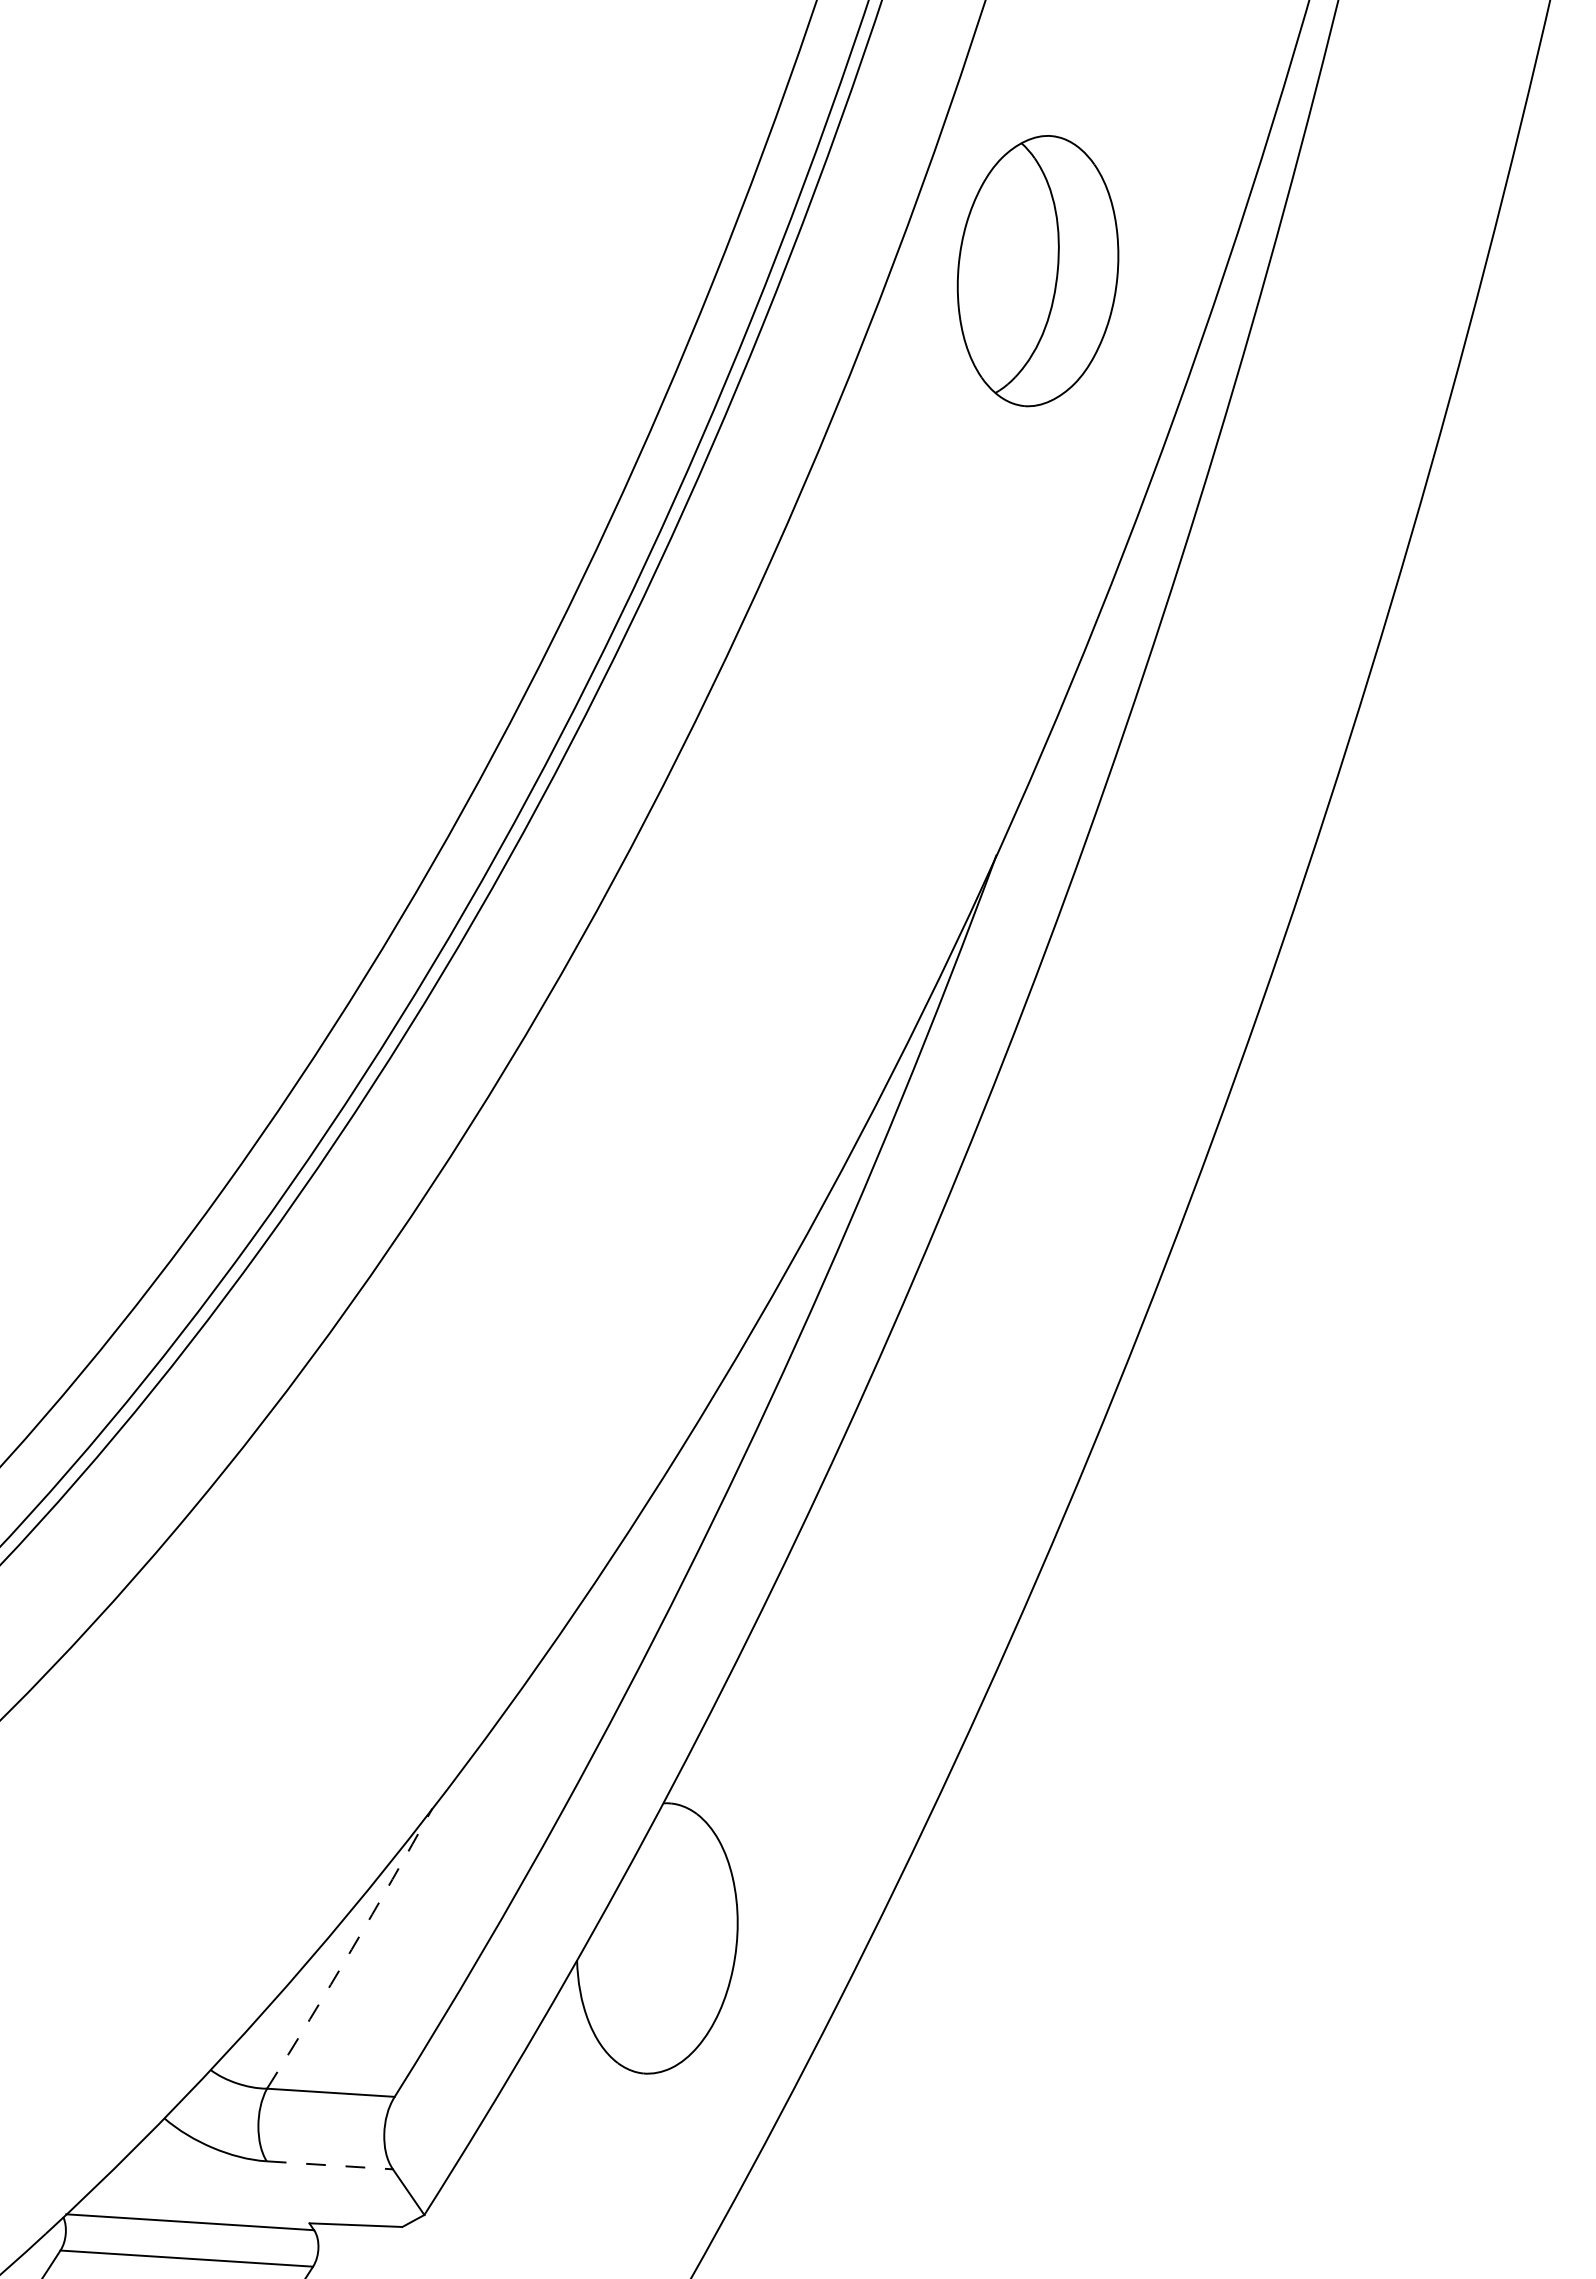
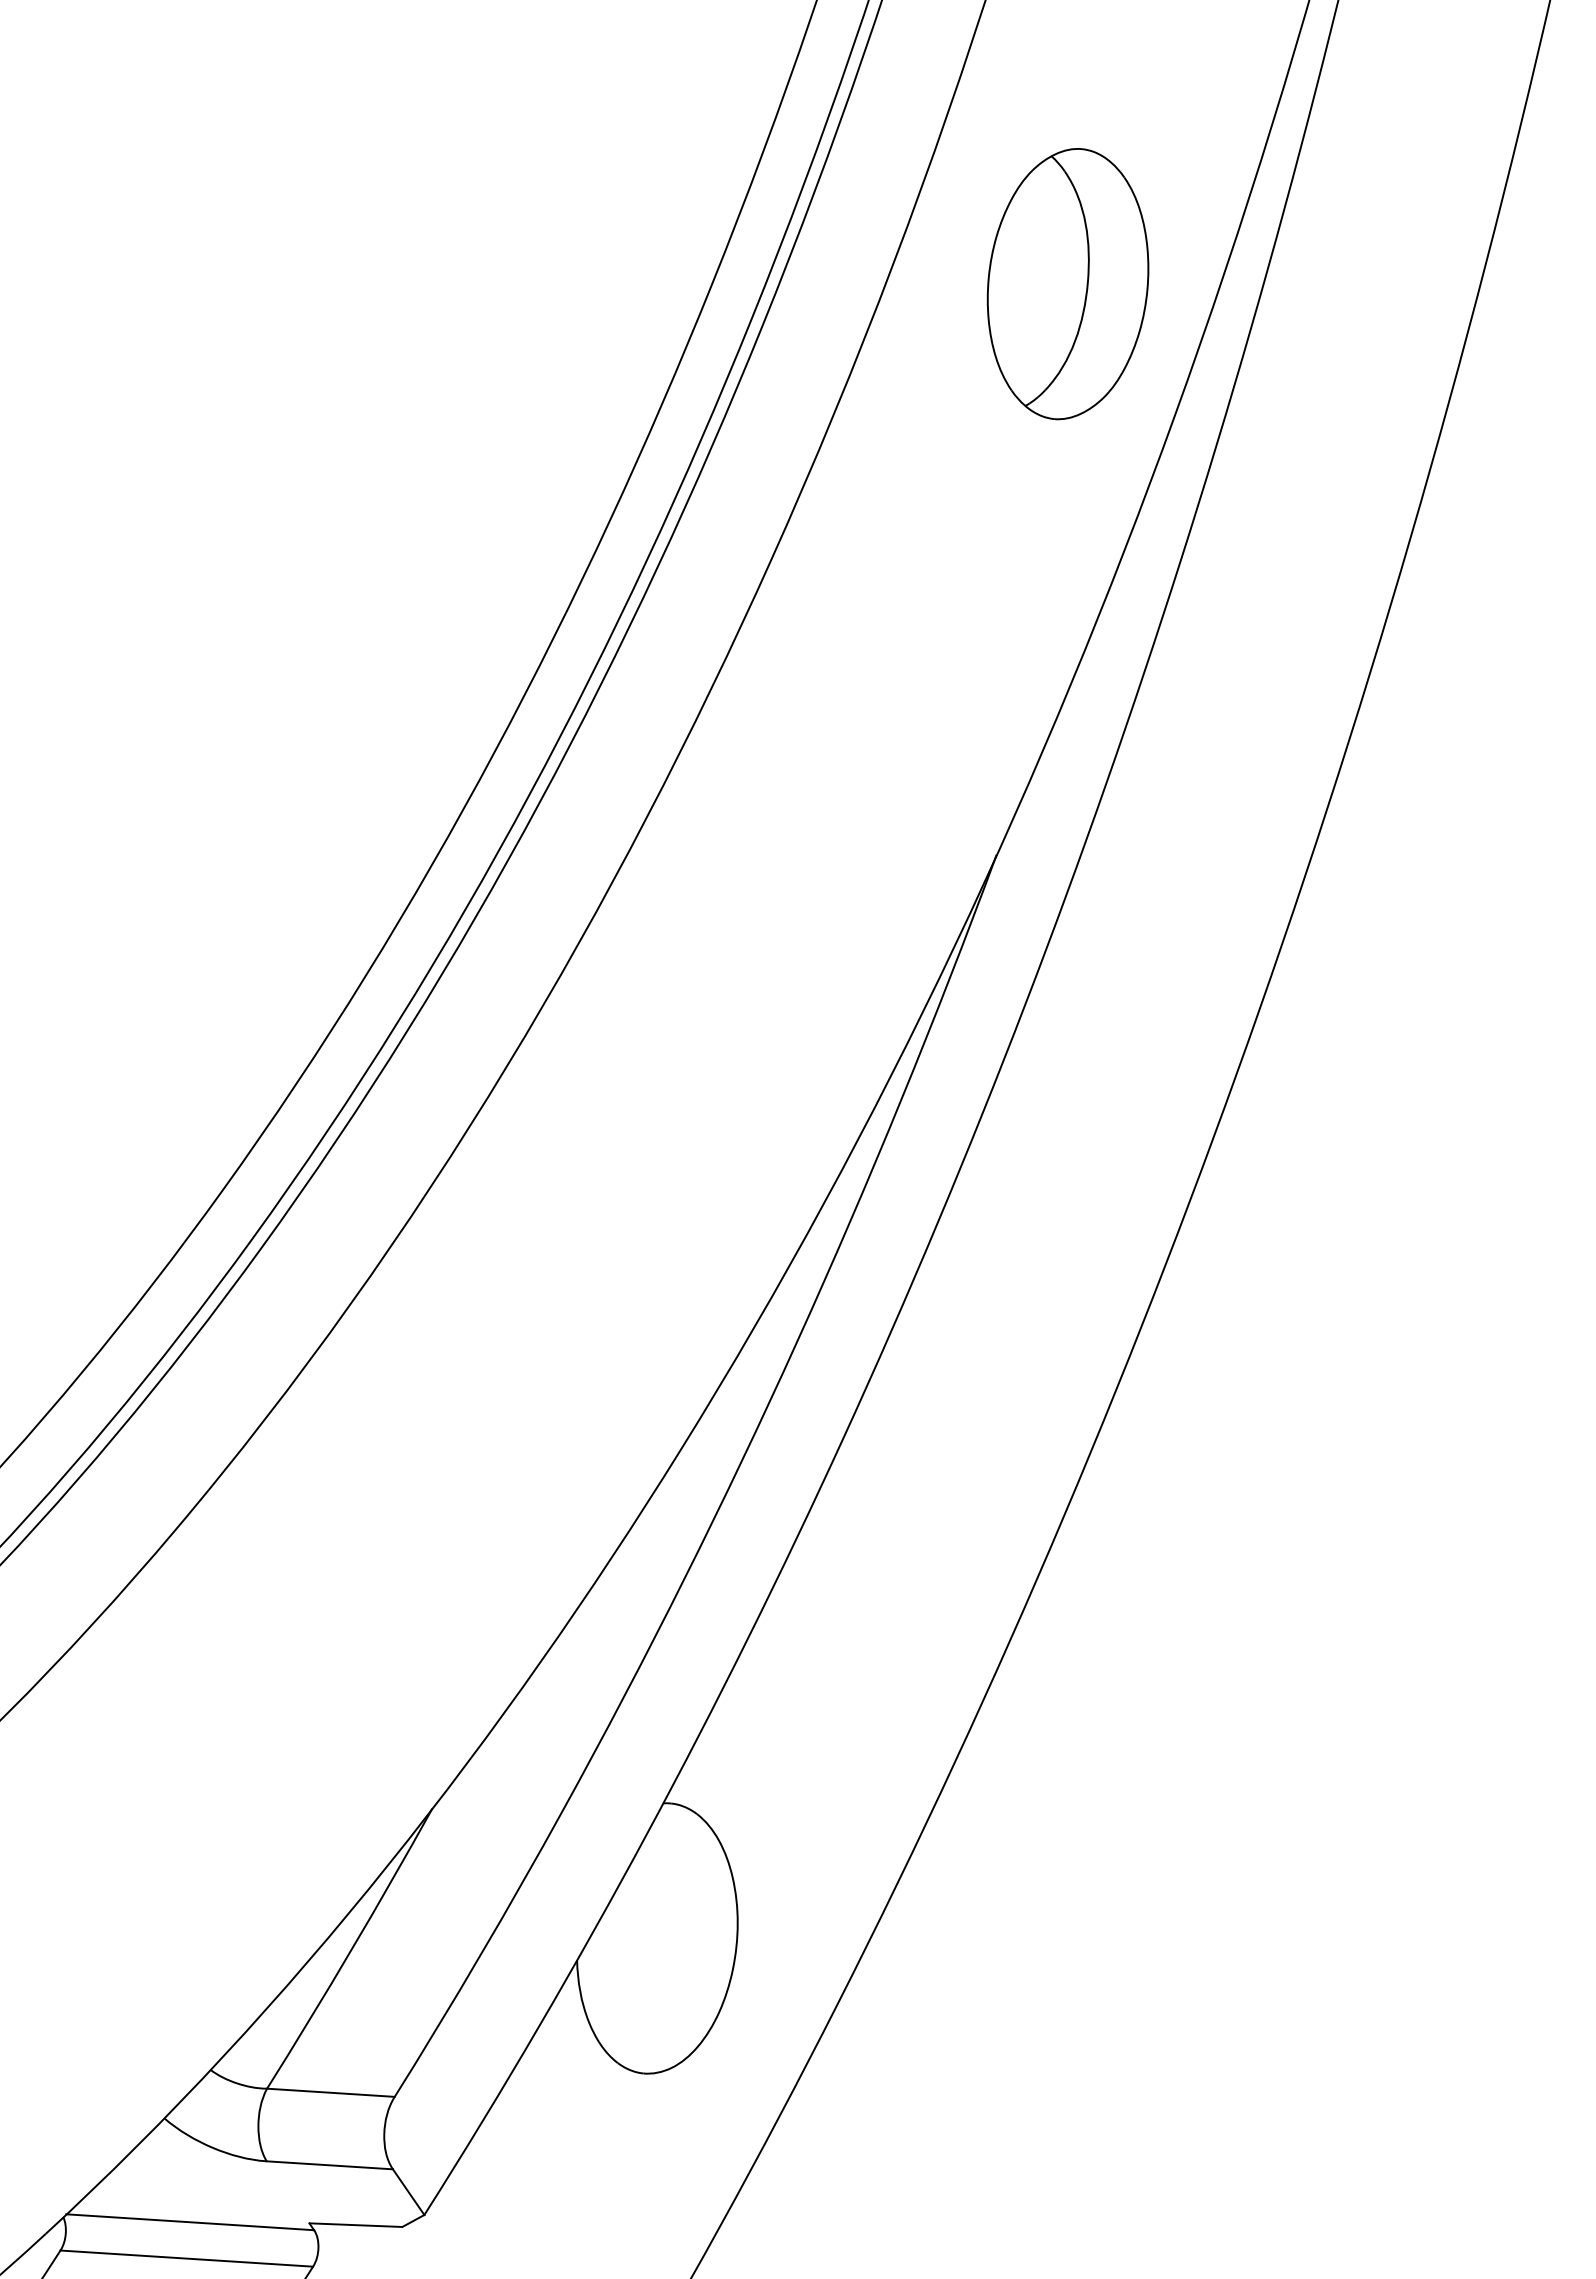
part position: (1037, 271) -> (1067, 284) (1067, 284)
arc: dashed -> solid (351, 1949)
line: dashed -> solid (330, 2165)
